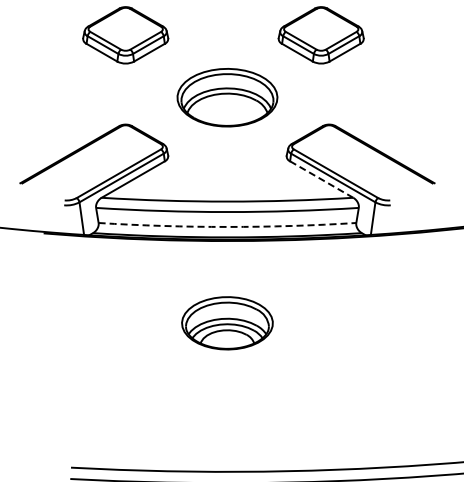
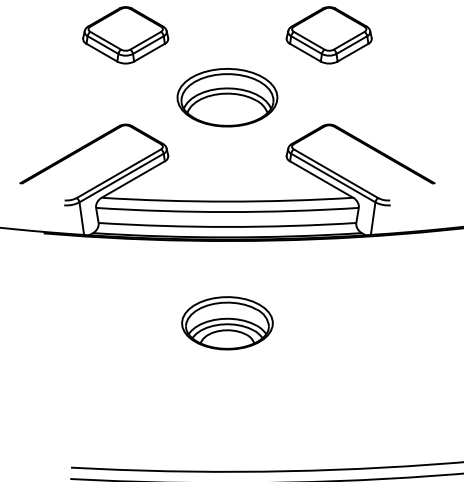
part position: (320, 35) -> (328, 35) (328, 35)
line: dashed -> solid (321, 179)
arc: dashed -> solid (227, 226)
